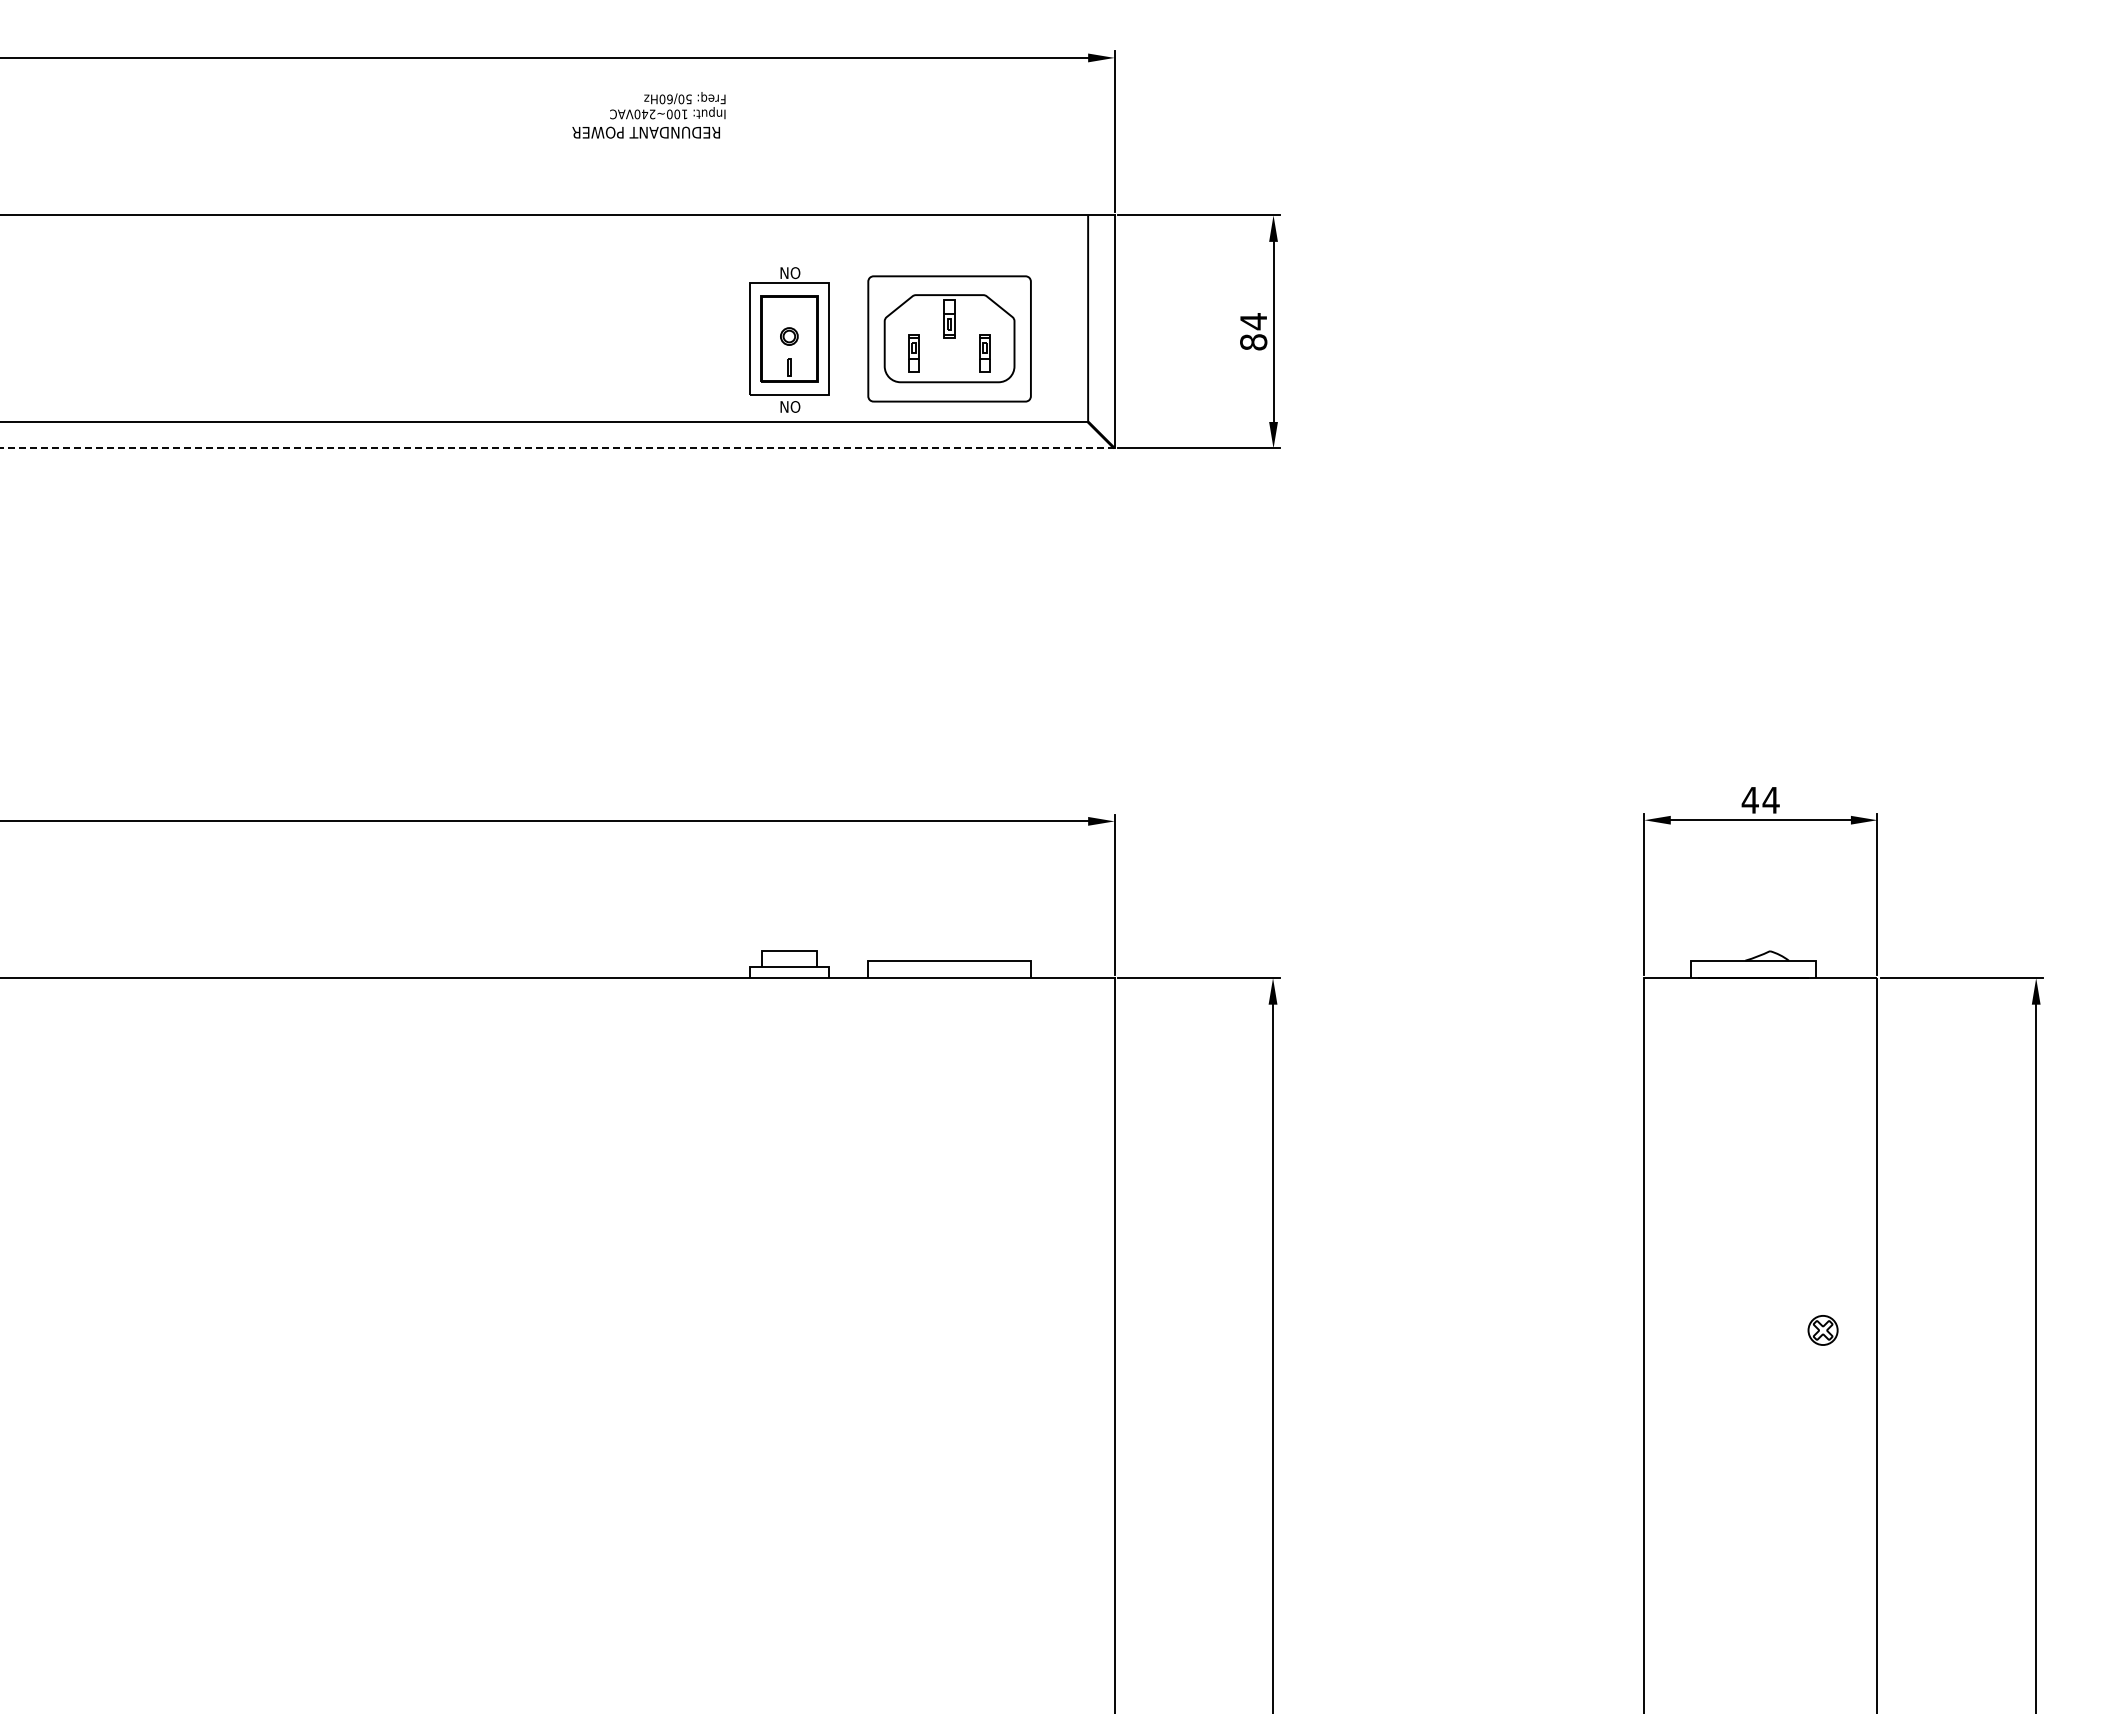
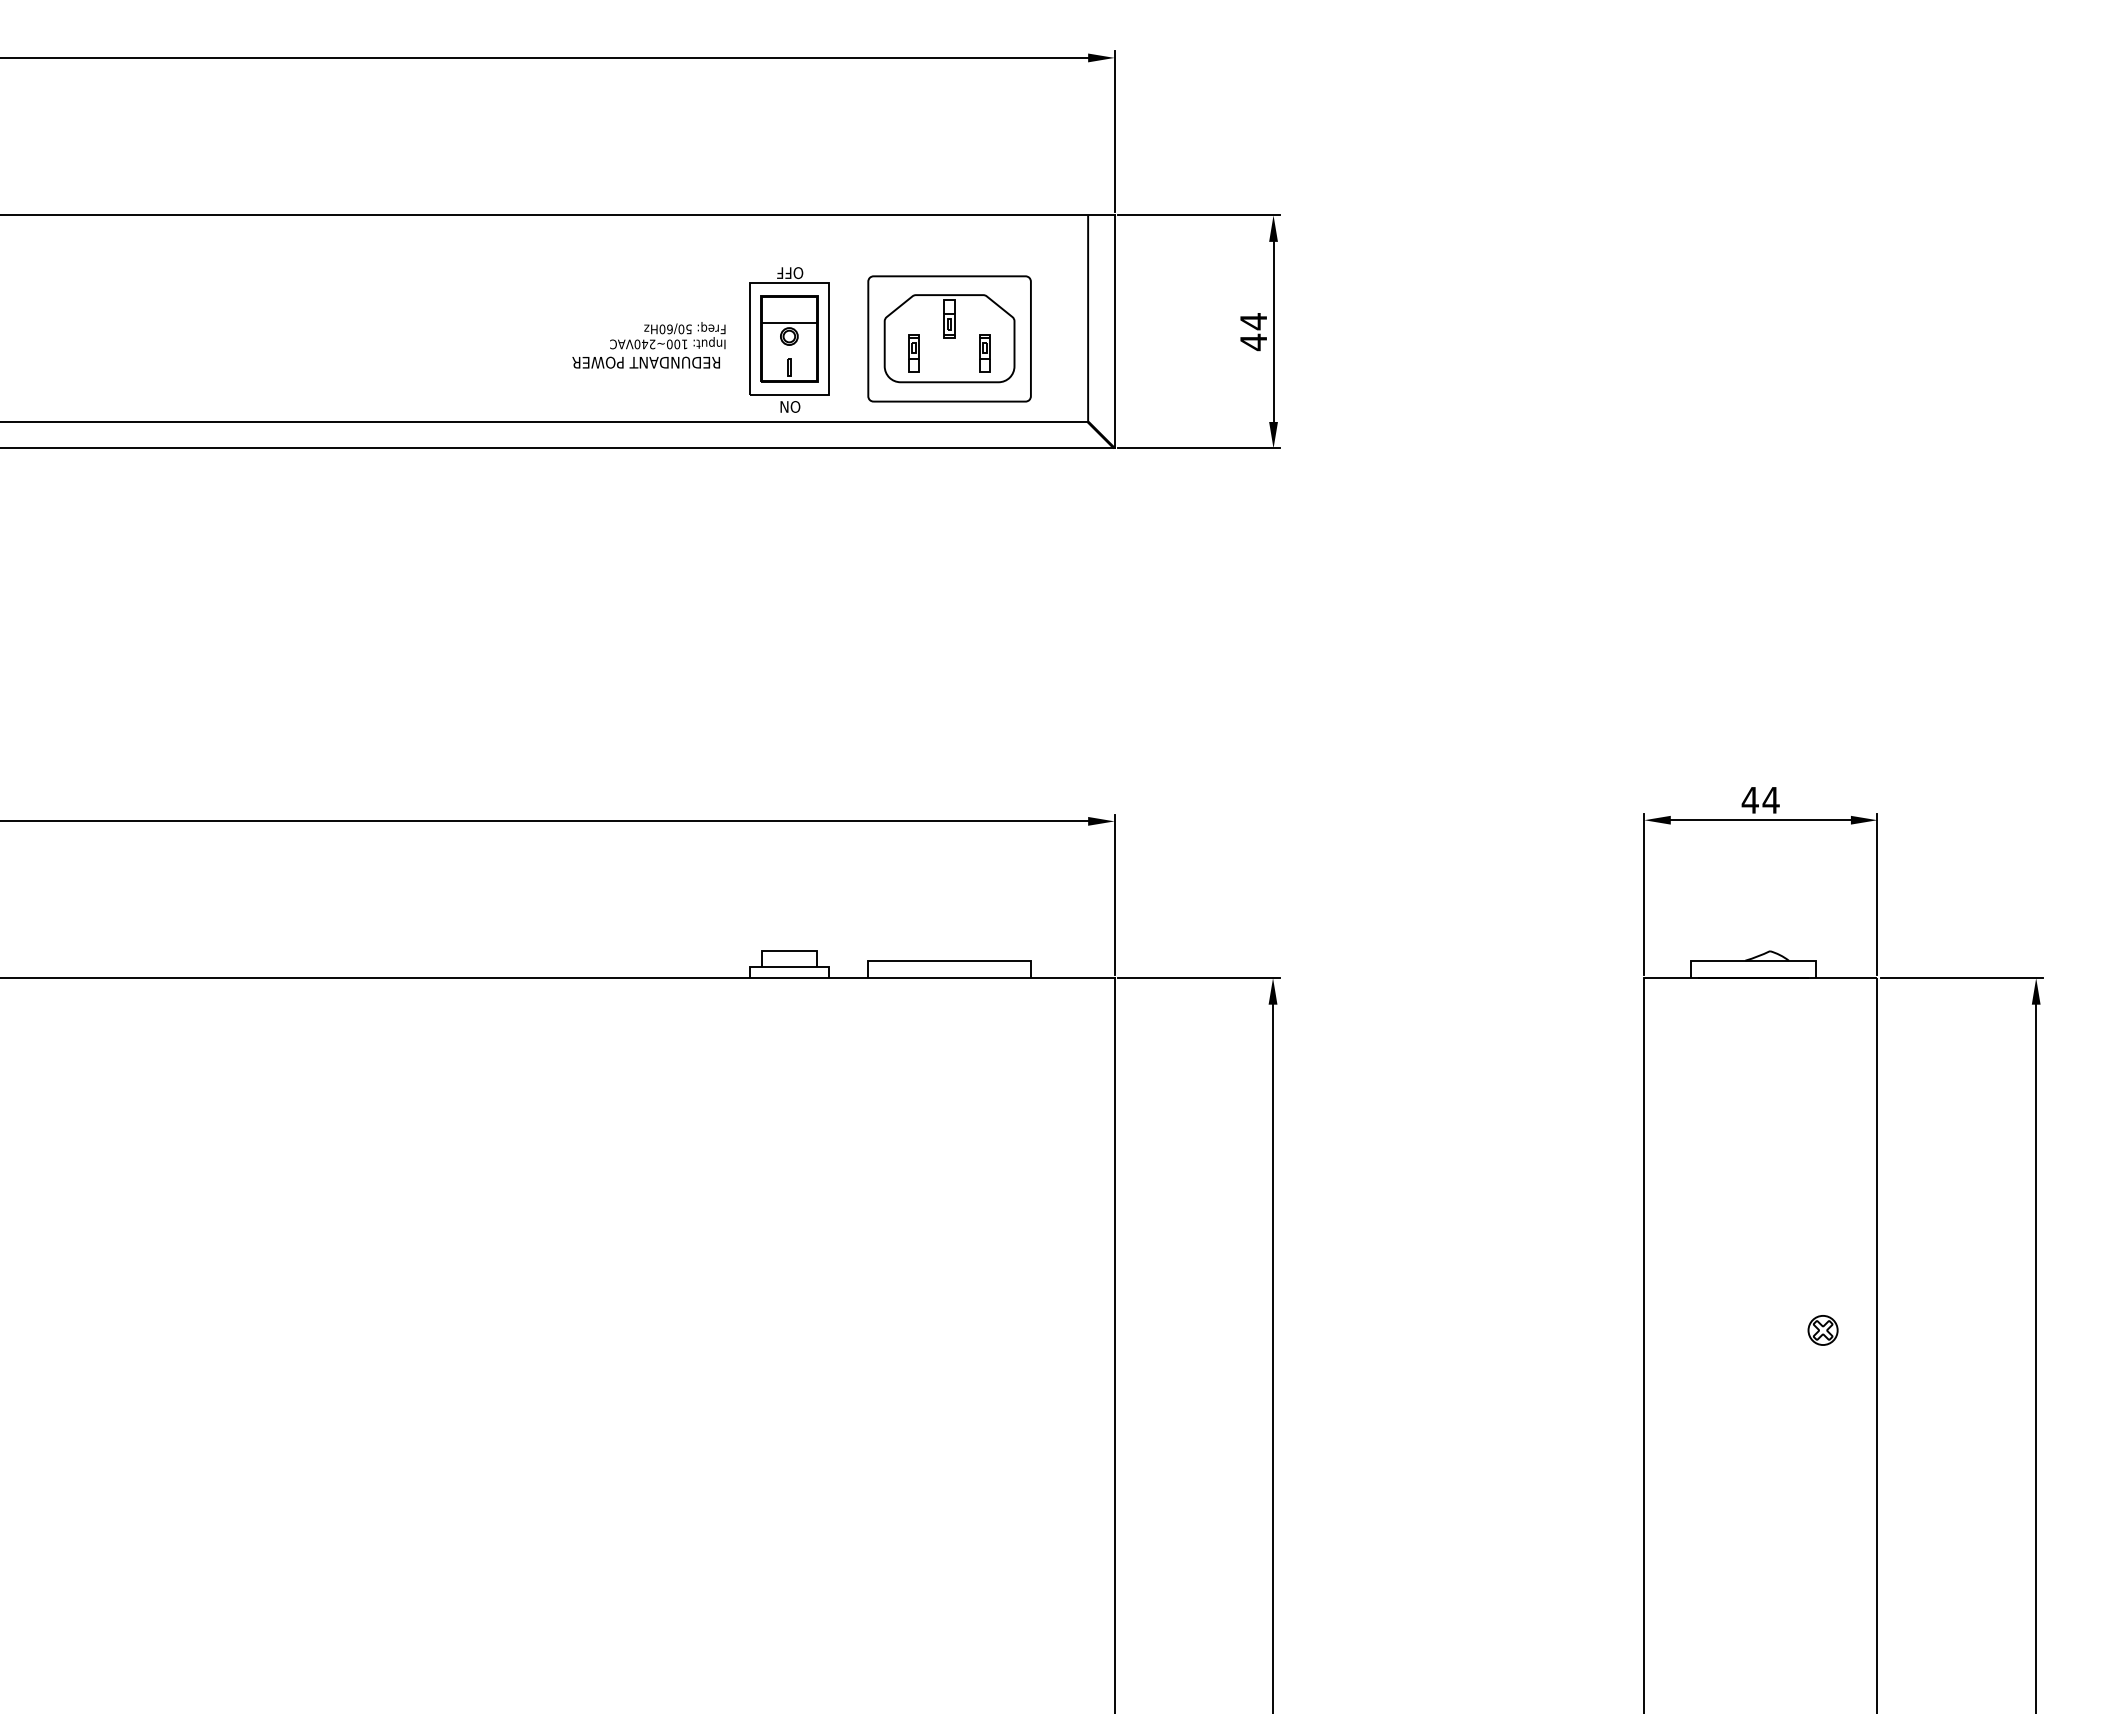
text position: (648, 115) -> (648, 345) (648, 345)
text: ON -> OFF (790, 273)
line: none -> present (789, 322)
text: 84 -> 44 (1253, 342)
line: dashed -> solid (557, 448)
